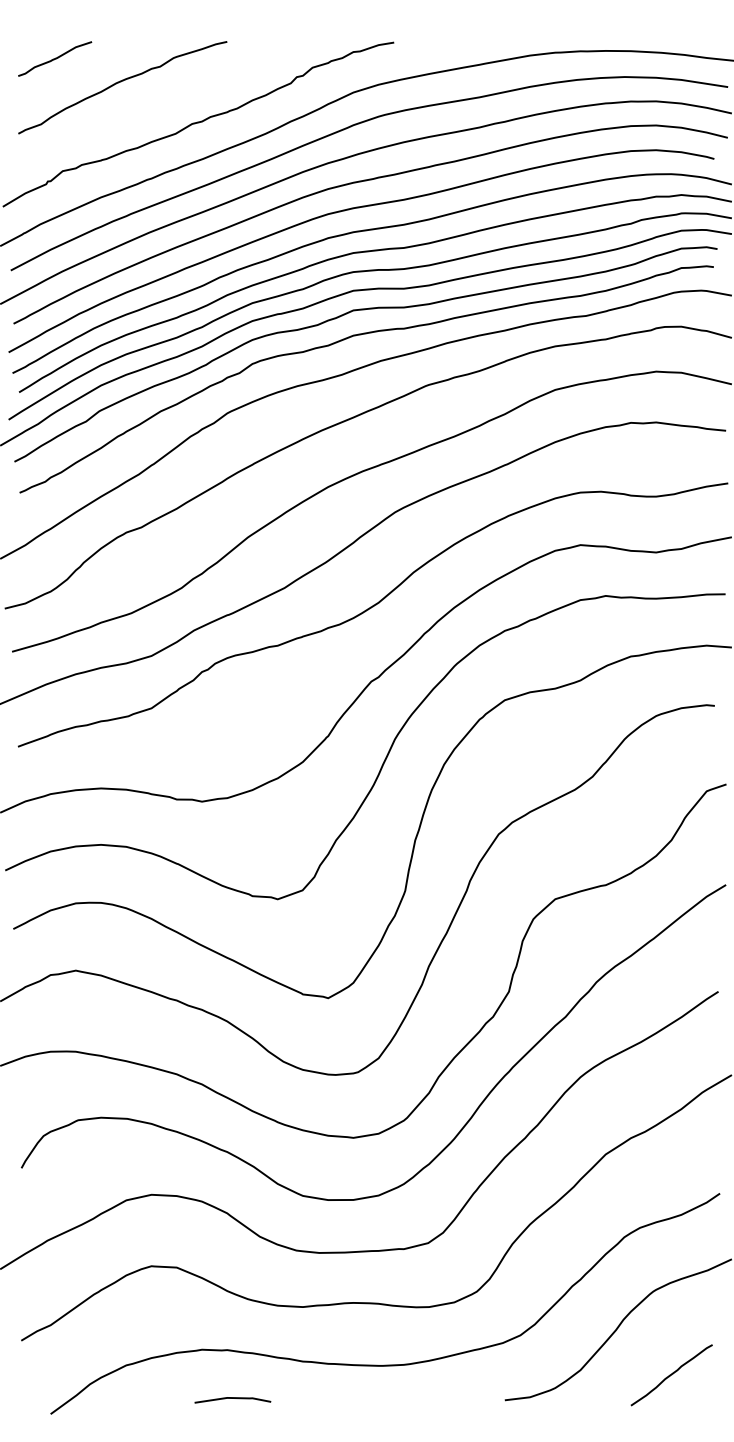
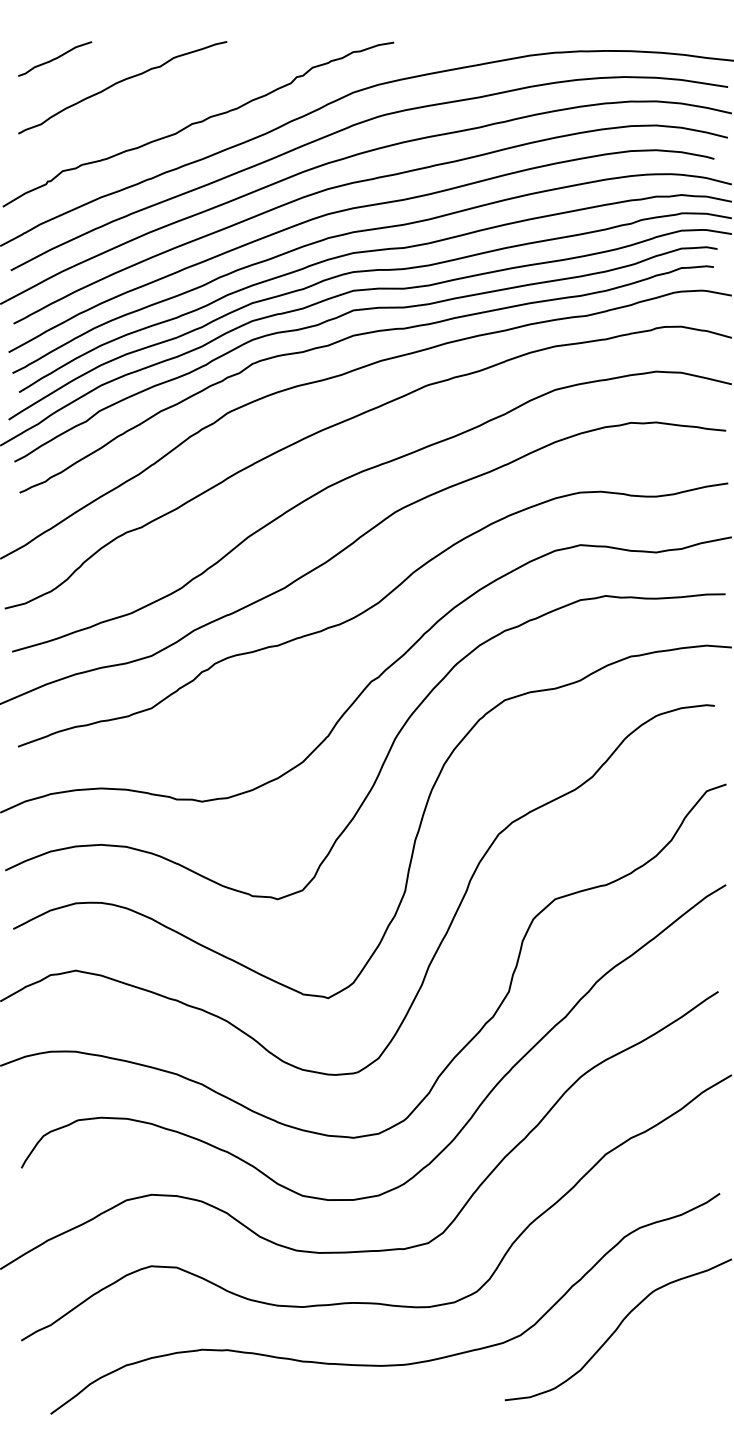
curve: present -> none (671, 1375)
line: present -> none (232, 1398)
